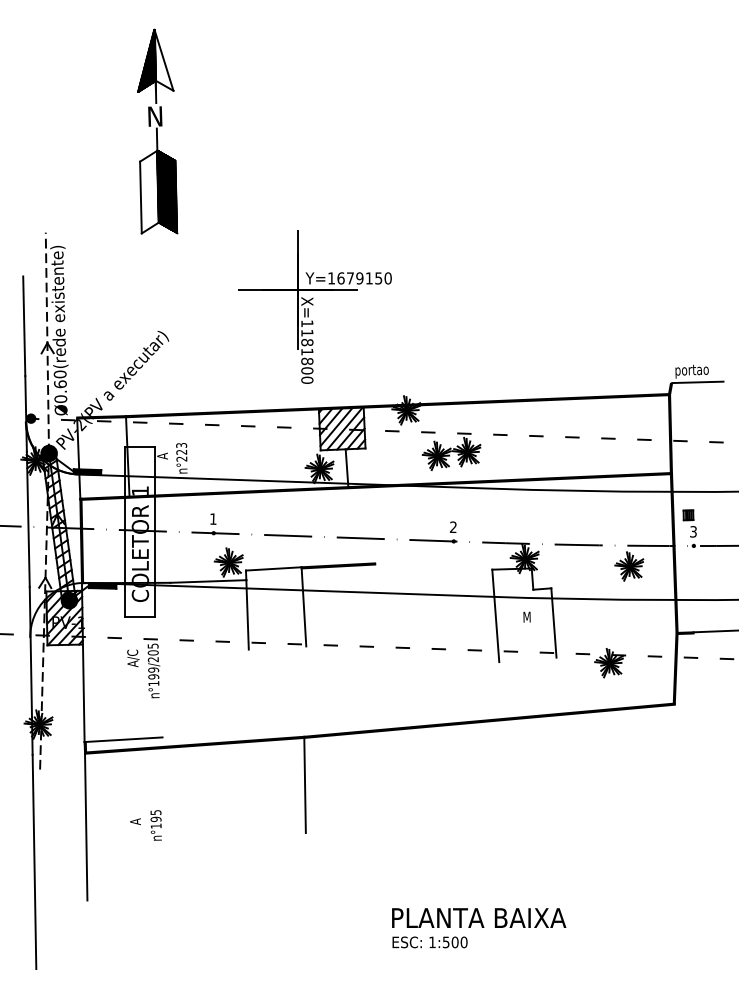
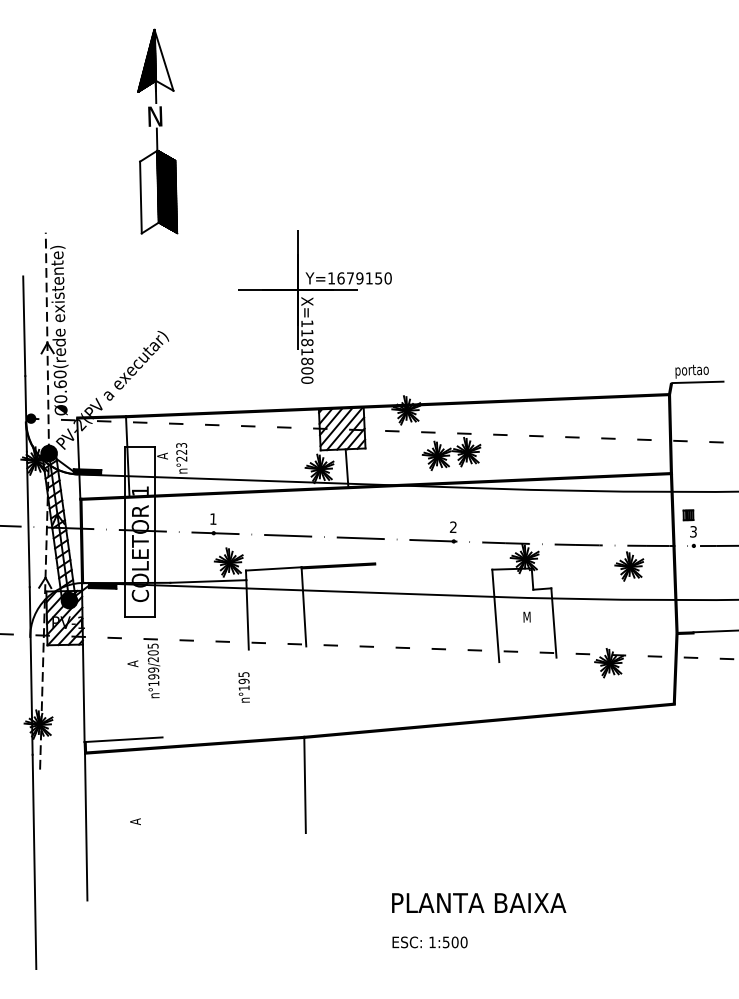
text: A/C -> A (133, 654)
text position: (155, 825) -> (243, 687) (243, 687)
text position: (479, 917) -> (479, 902) (479, 902)
